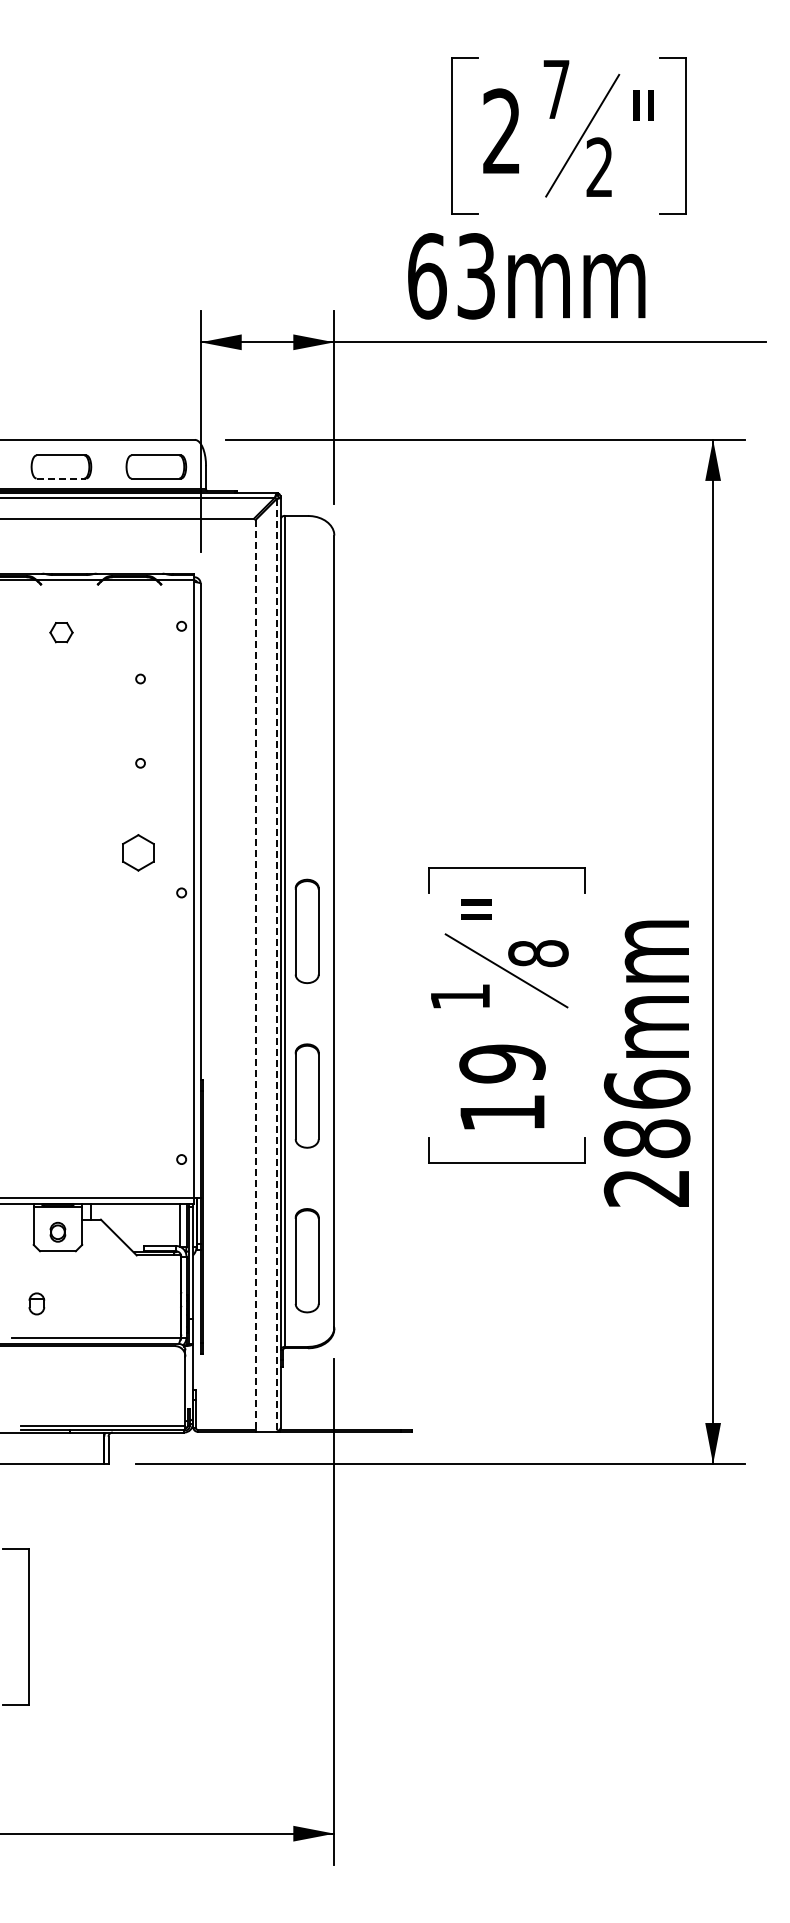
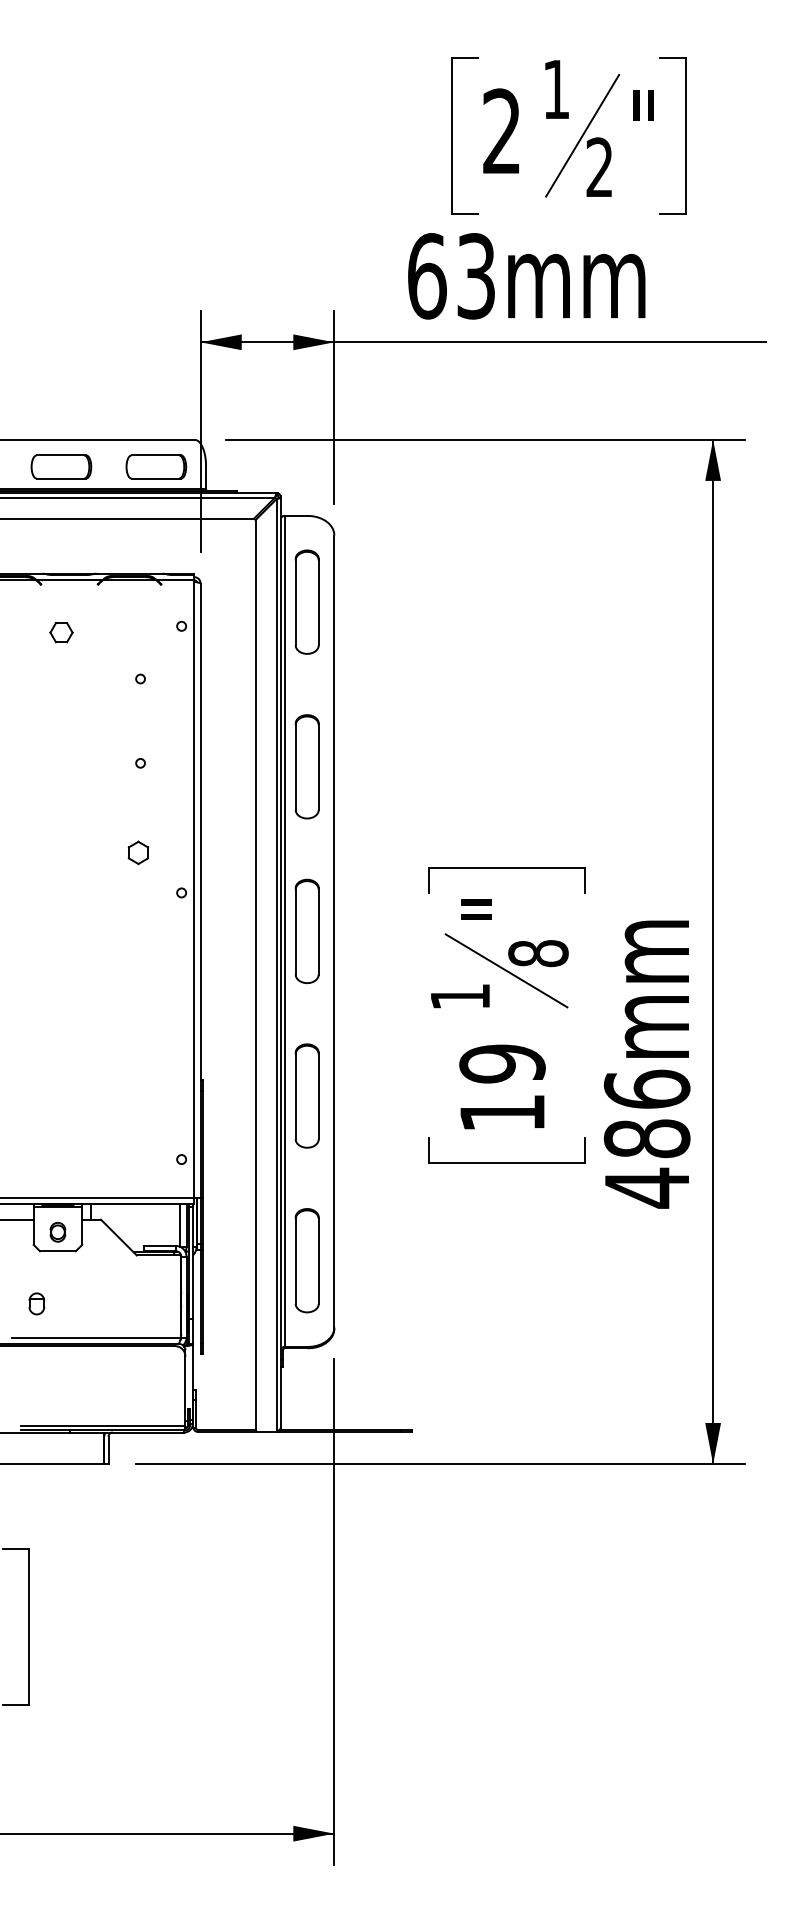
text: 7 -> 1 (556, 89)
line: dashed -> solid (61, 478)
part: none -> present (306, 601)
part: none -> present (306, 766)
part size: 33x38 px -> 23x26 px (138, 852)
line: dashed -> solid (276, 965)
line: dashed -> solid (255, 975)
text: 286mm -> 486mm (645, 1187)
line: none -> present (17, 1219)
